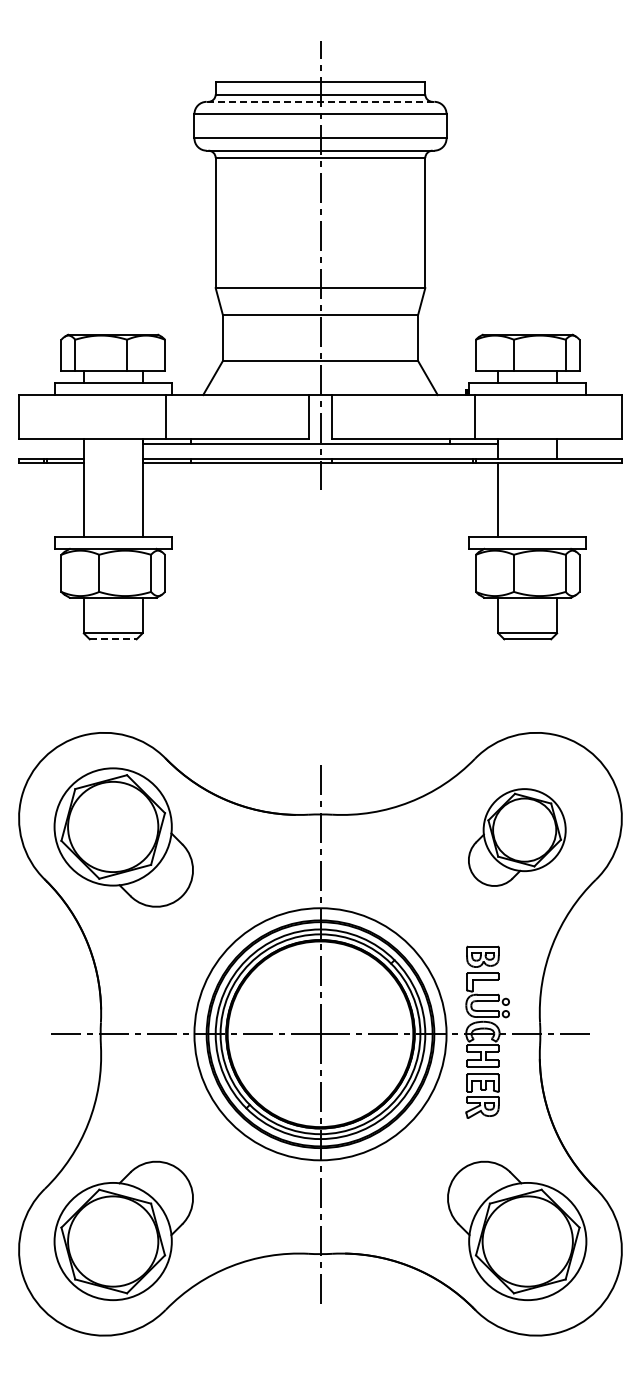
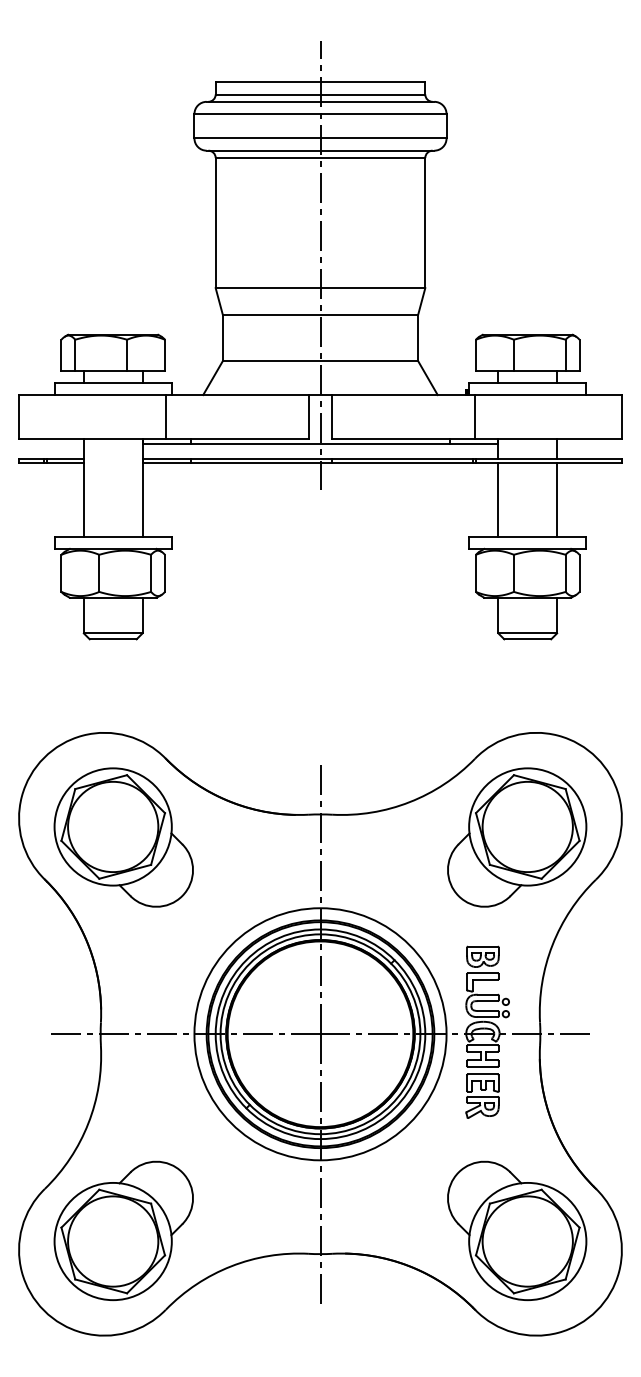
line: dashed -> solid (320, 101)
line: none -> present (557, 499)
line: dashed -> solid (113, 639)
part size: 99x99 px -> 141x141 px (517, 837)
